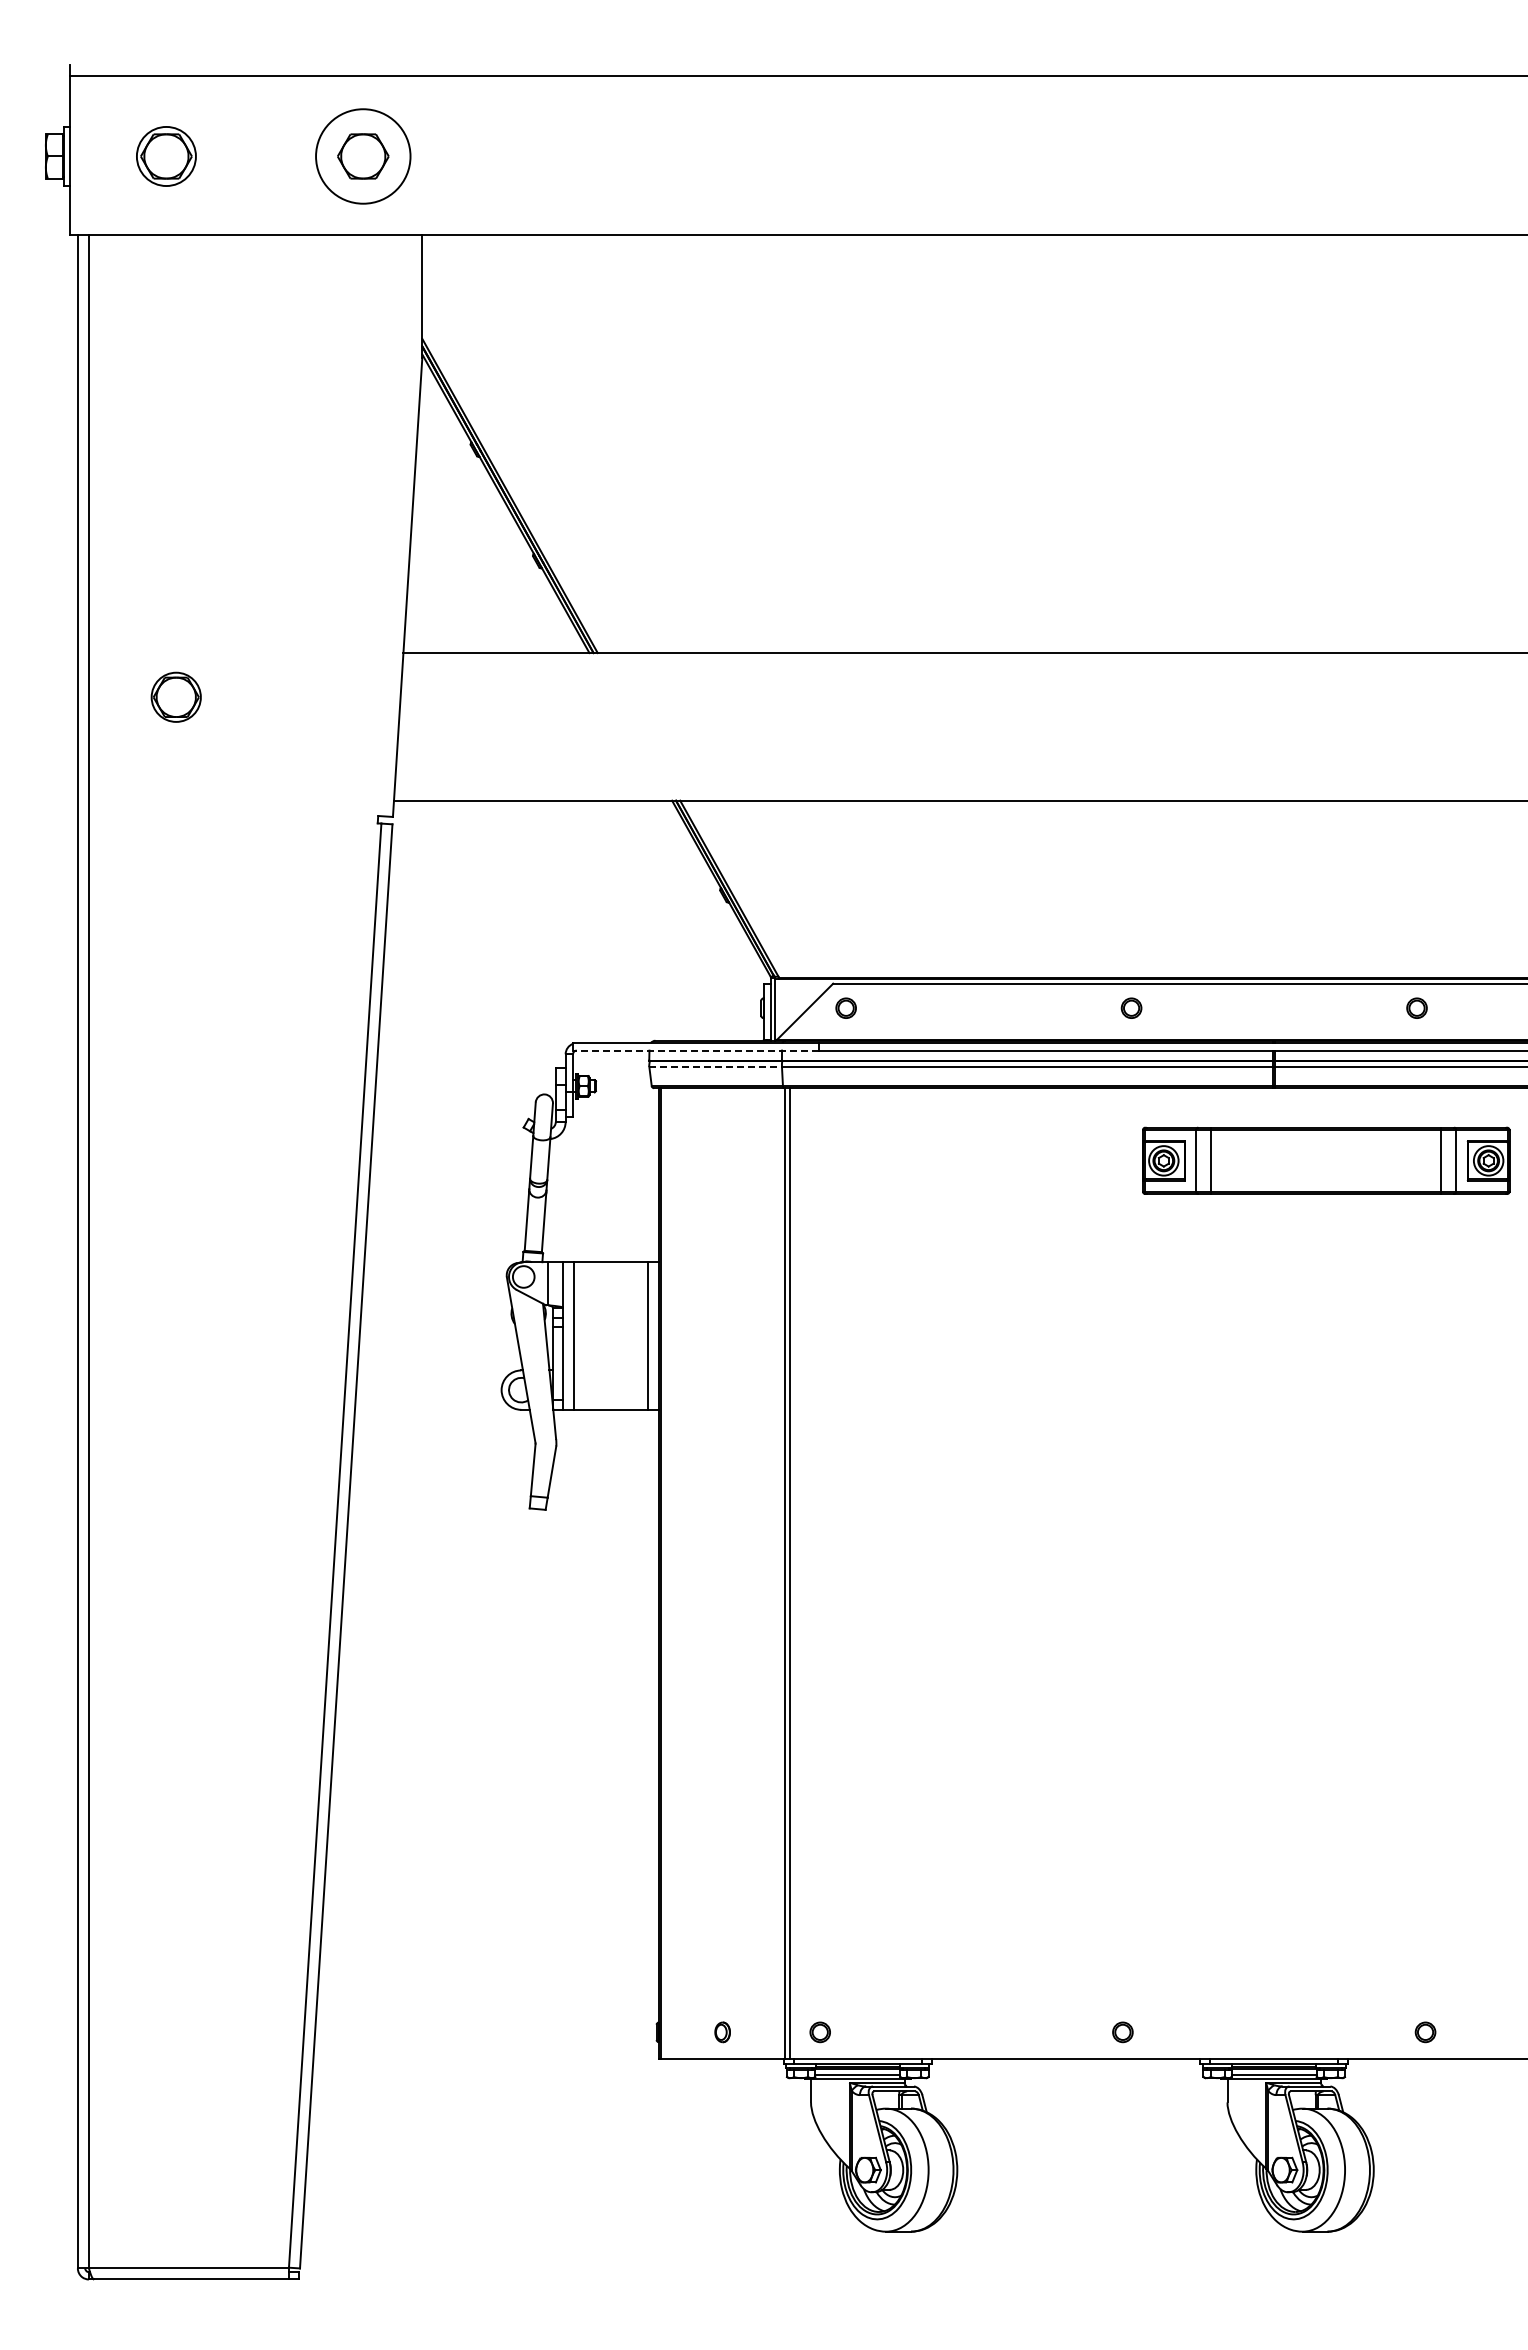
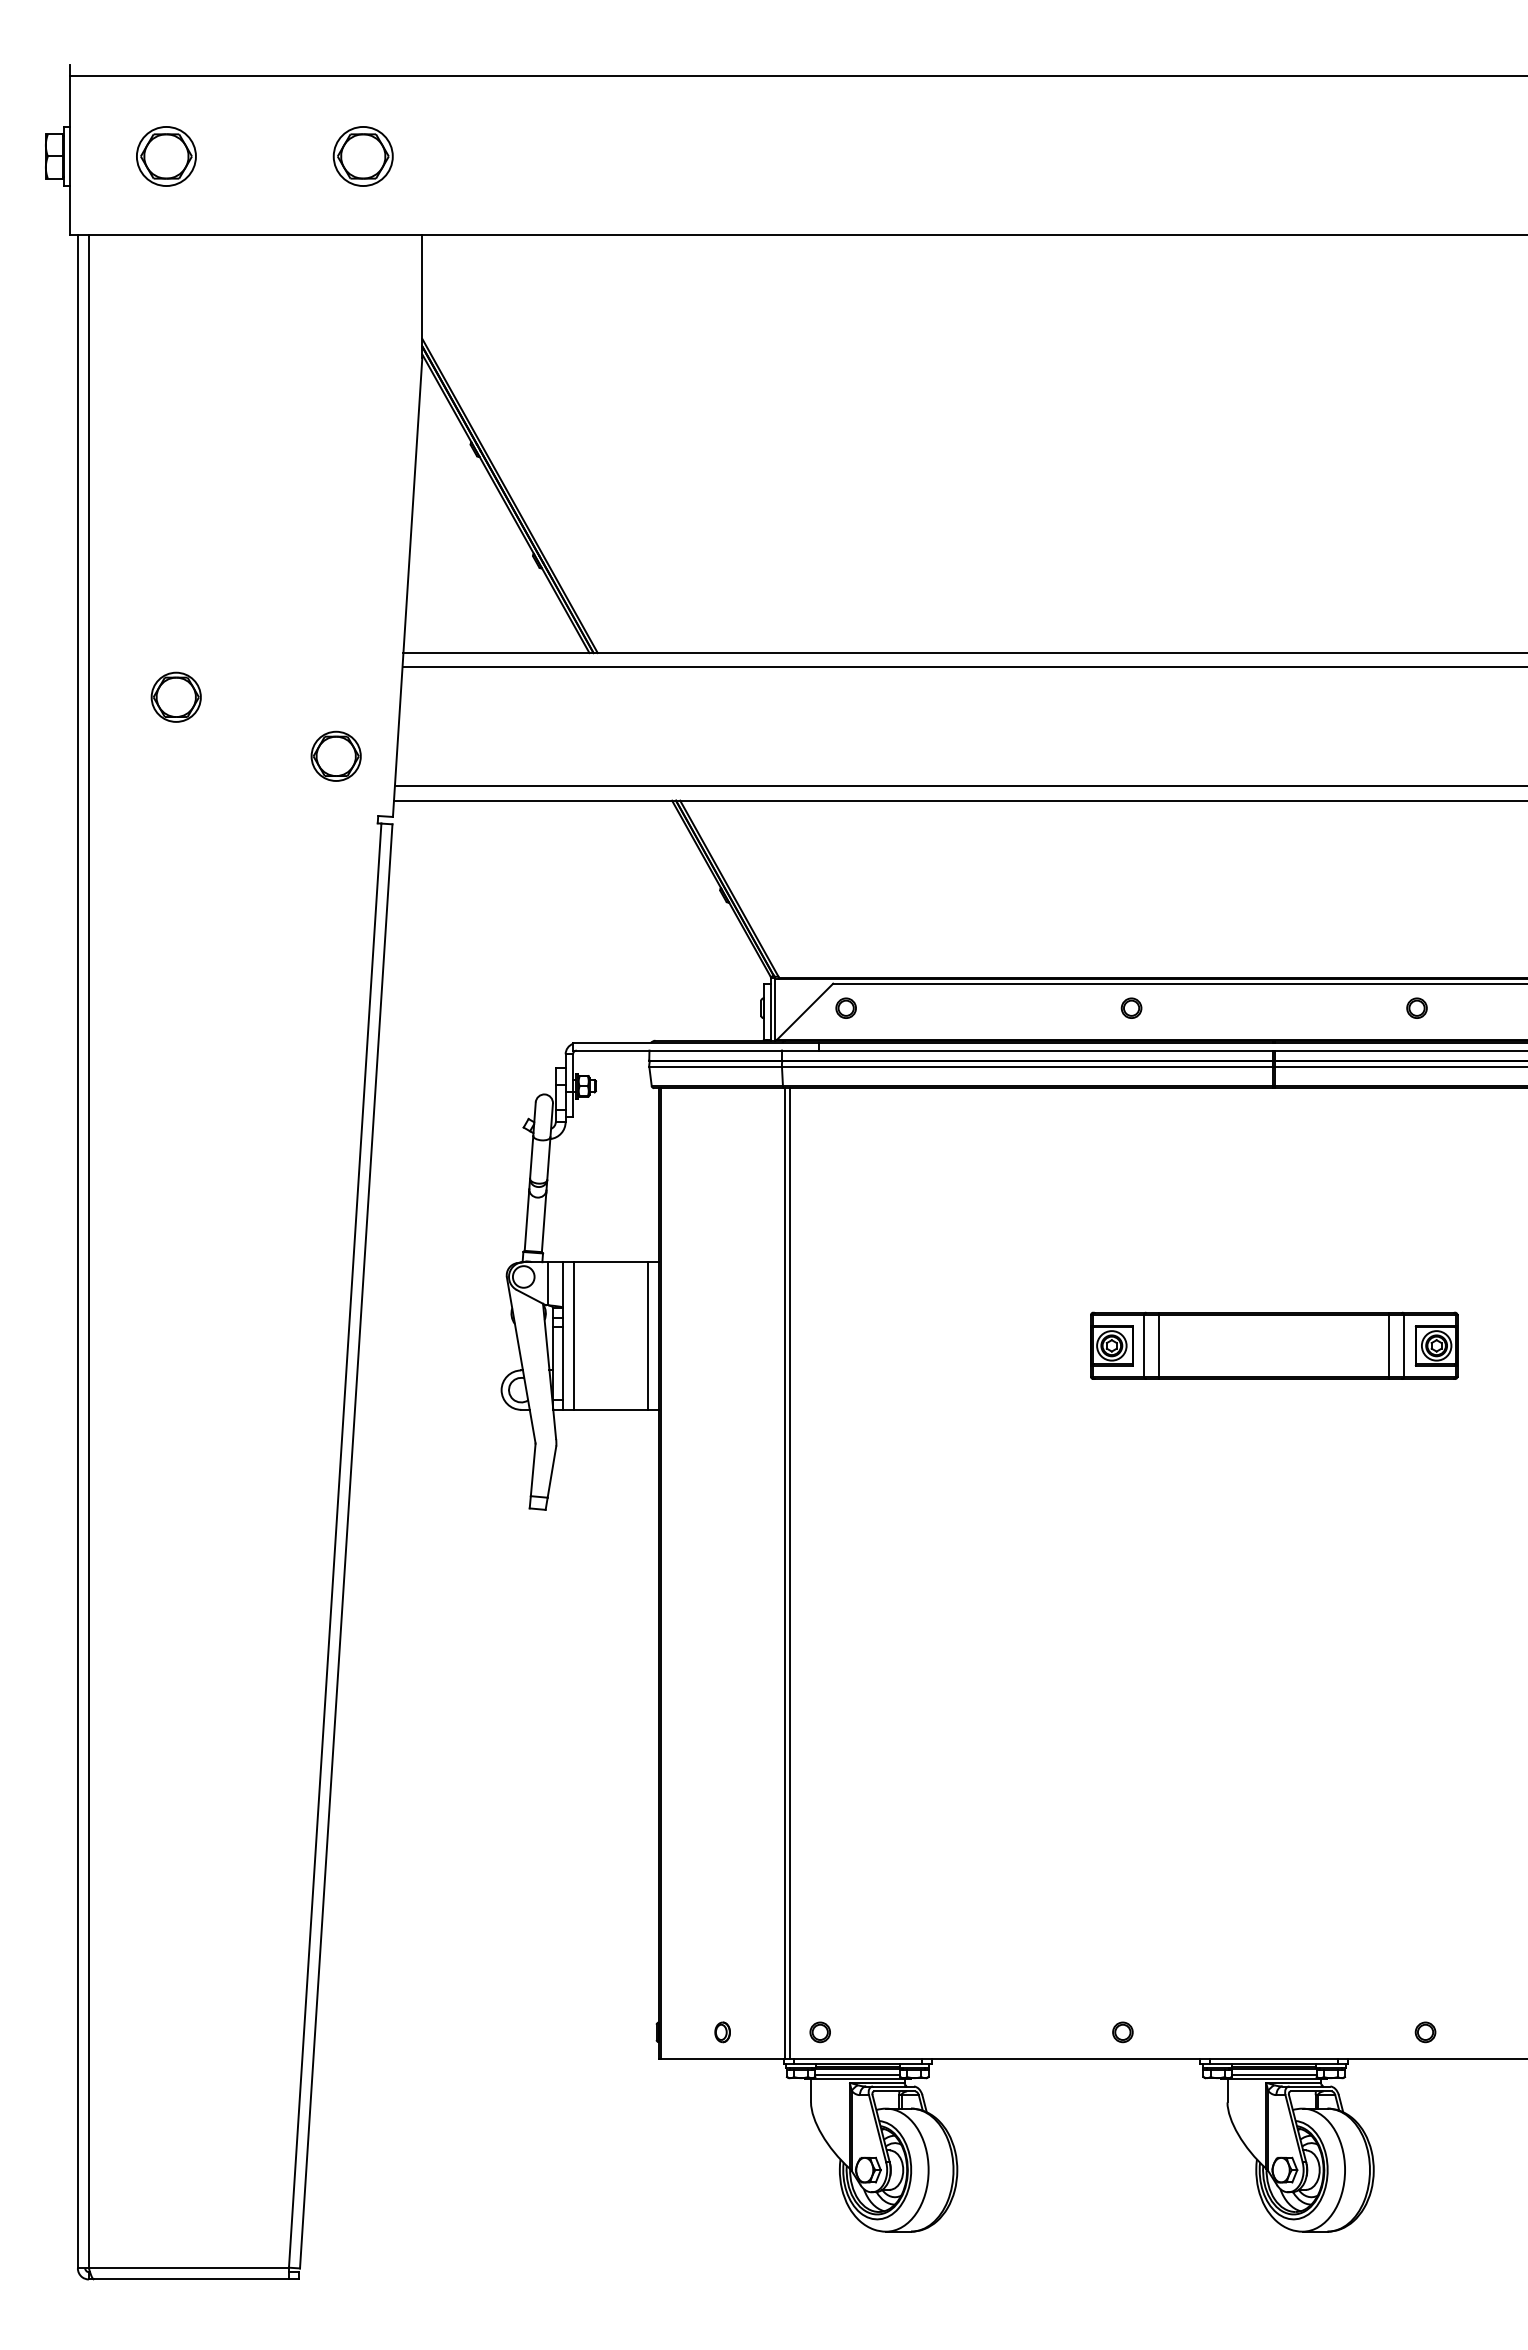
circle diameter: 94 px -> 59 px (362, 156)
line: none -> present (963, 667)
part: none -> present (335, 755)
line: none -> present (959, 786)
line: dashed -> solid (695, 1050)
line: dashed -> solid (716, 1066)
part position: (1326, 1160) -> (1274, 1345) (1274, 1345)
